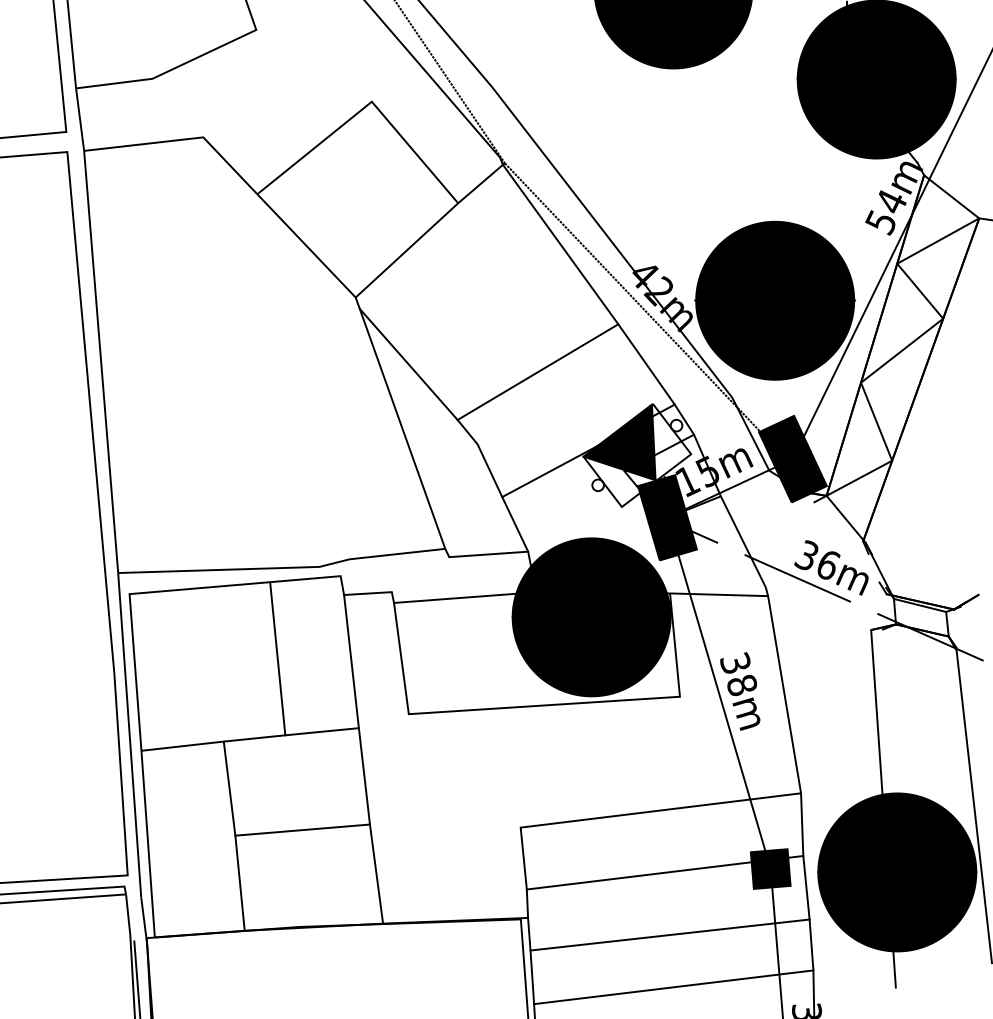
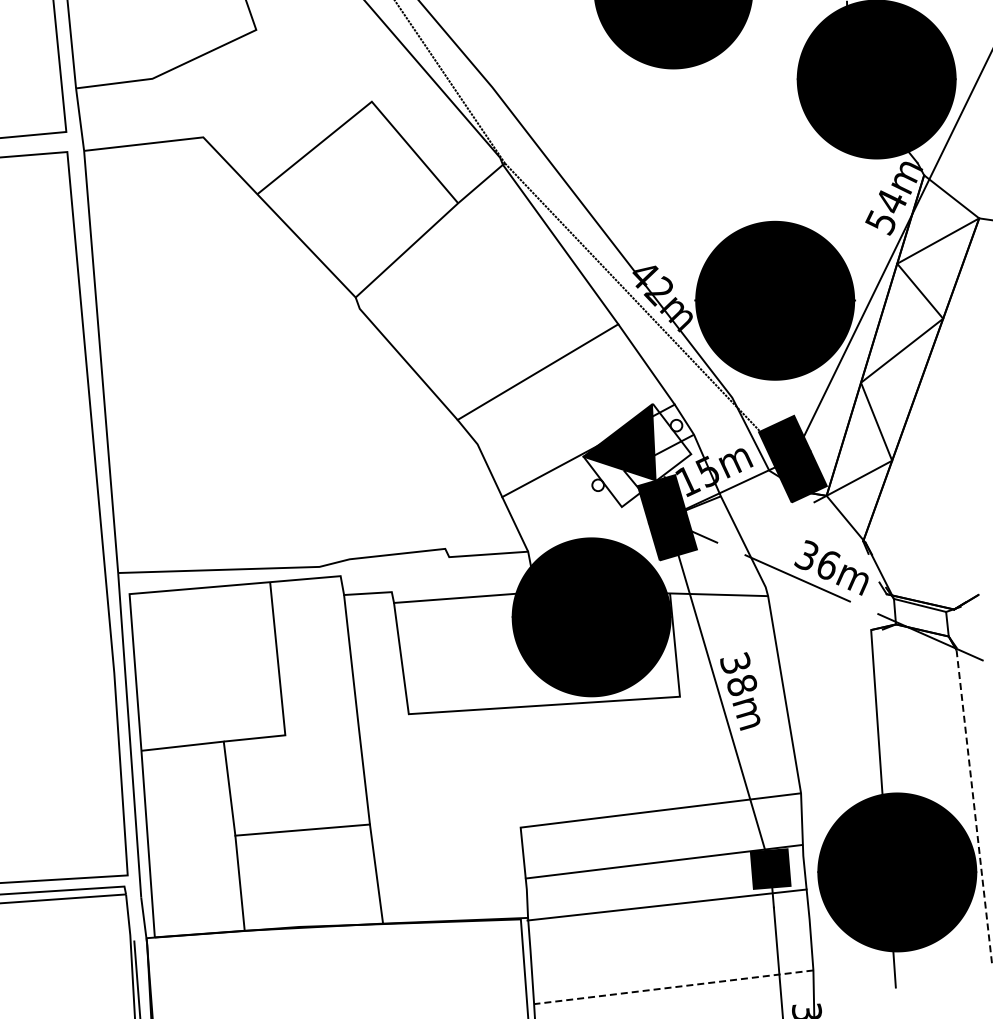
line: present -> none (402, 428)
line: present -> none (321, 731)
line: solid -> dashed (974, 806)
line position: (664, 872) -> (663, 861) (663, 861)
line position: (669, 934) -> (666, 904) (666, 904)
line: solid -> dashed (673, 987)
